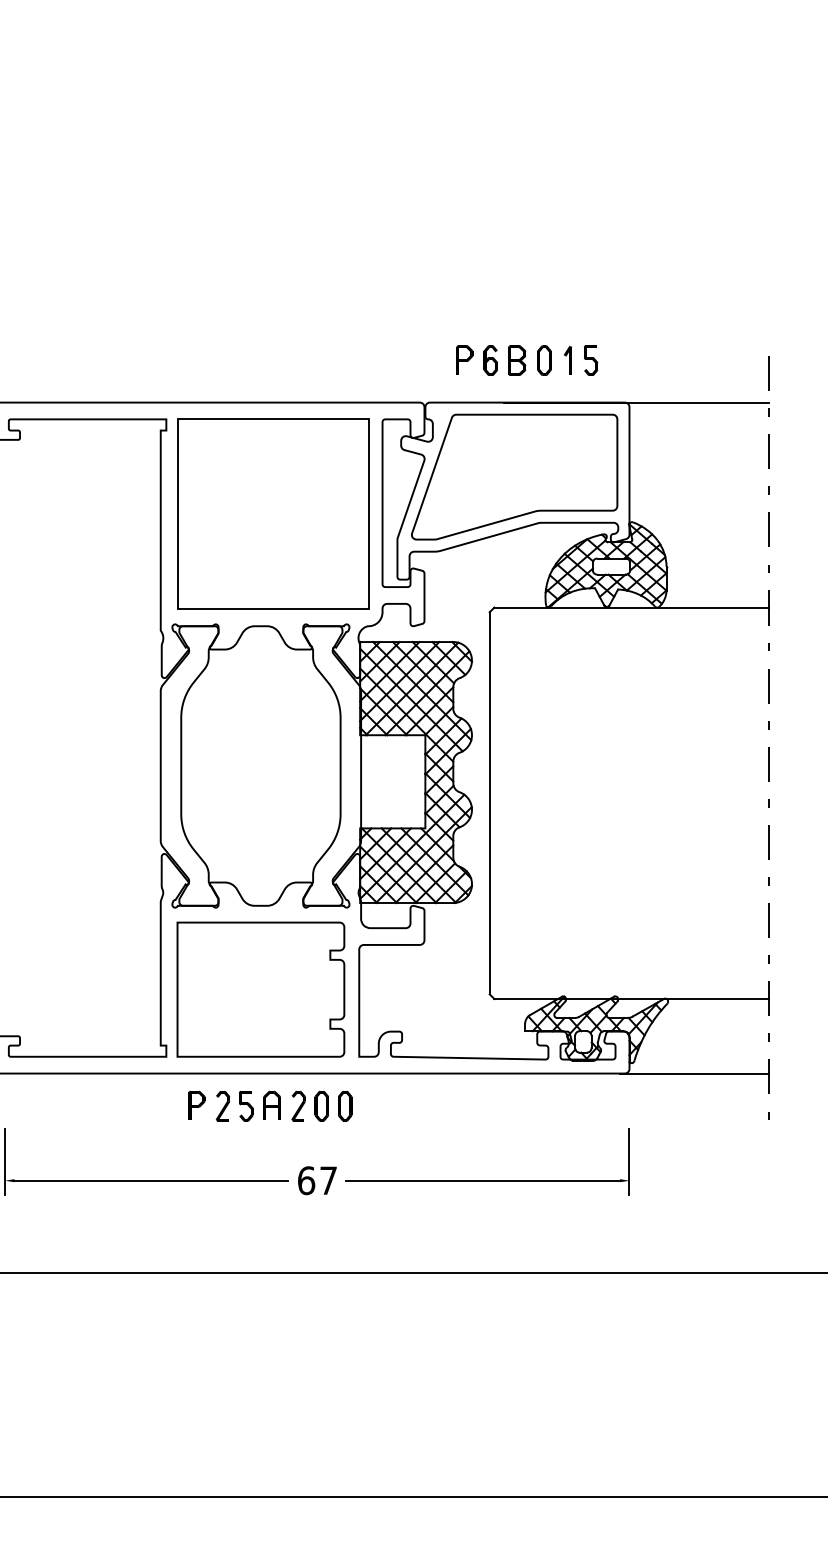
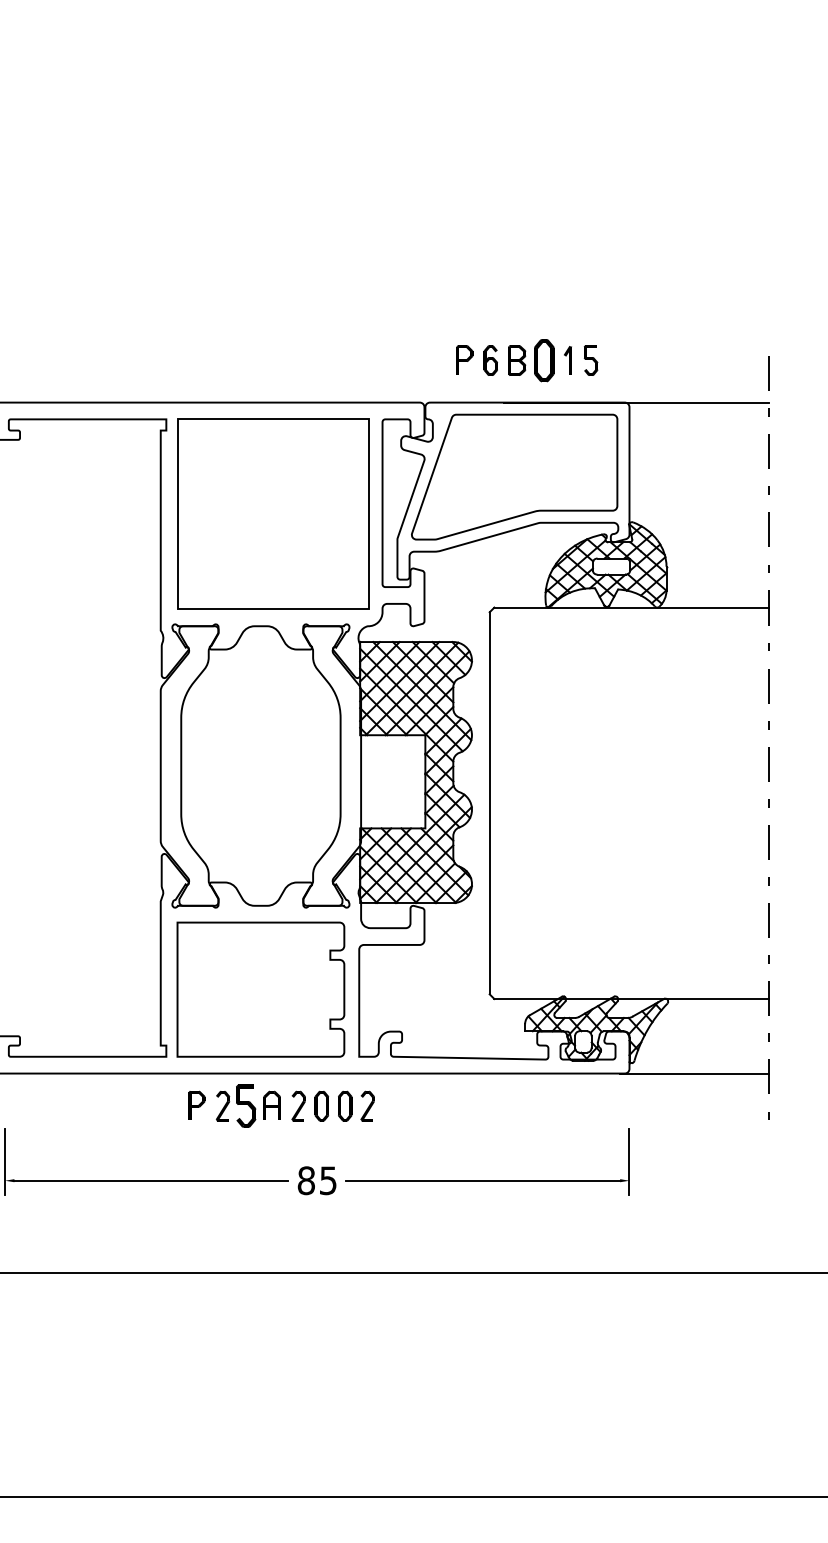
part size: 15x31 px -> 21x44 px (544, 360)
part size: 15x32 px -> 21x44 px (246, 1105)
part: none -> present (367, 1105)
text: 67 -> 85 (316, 1180)
